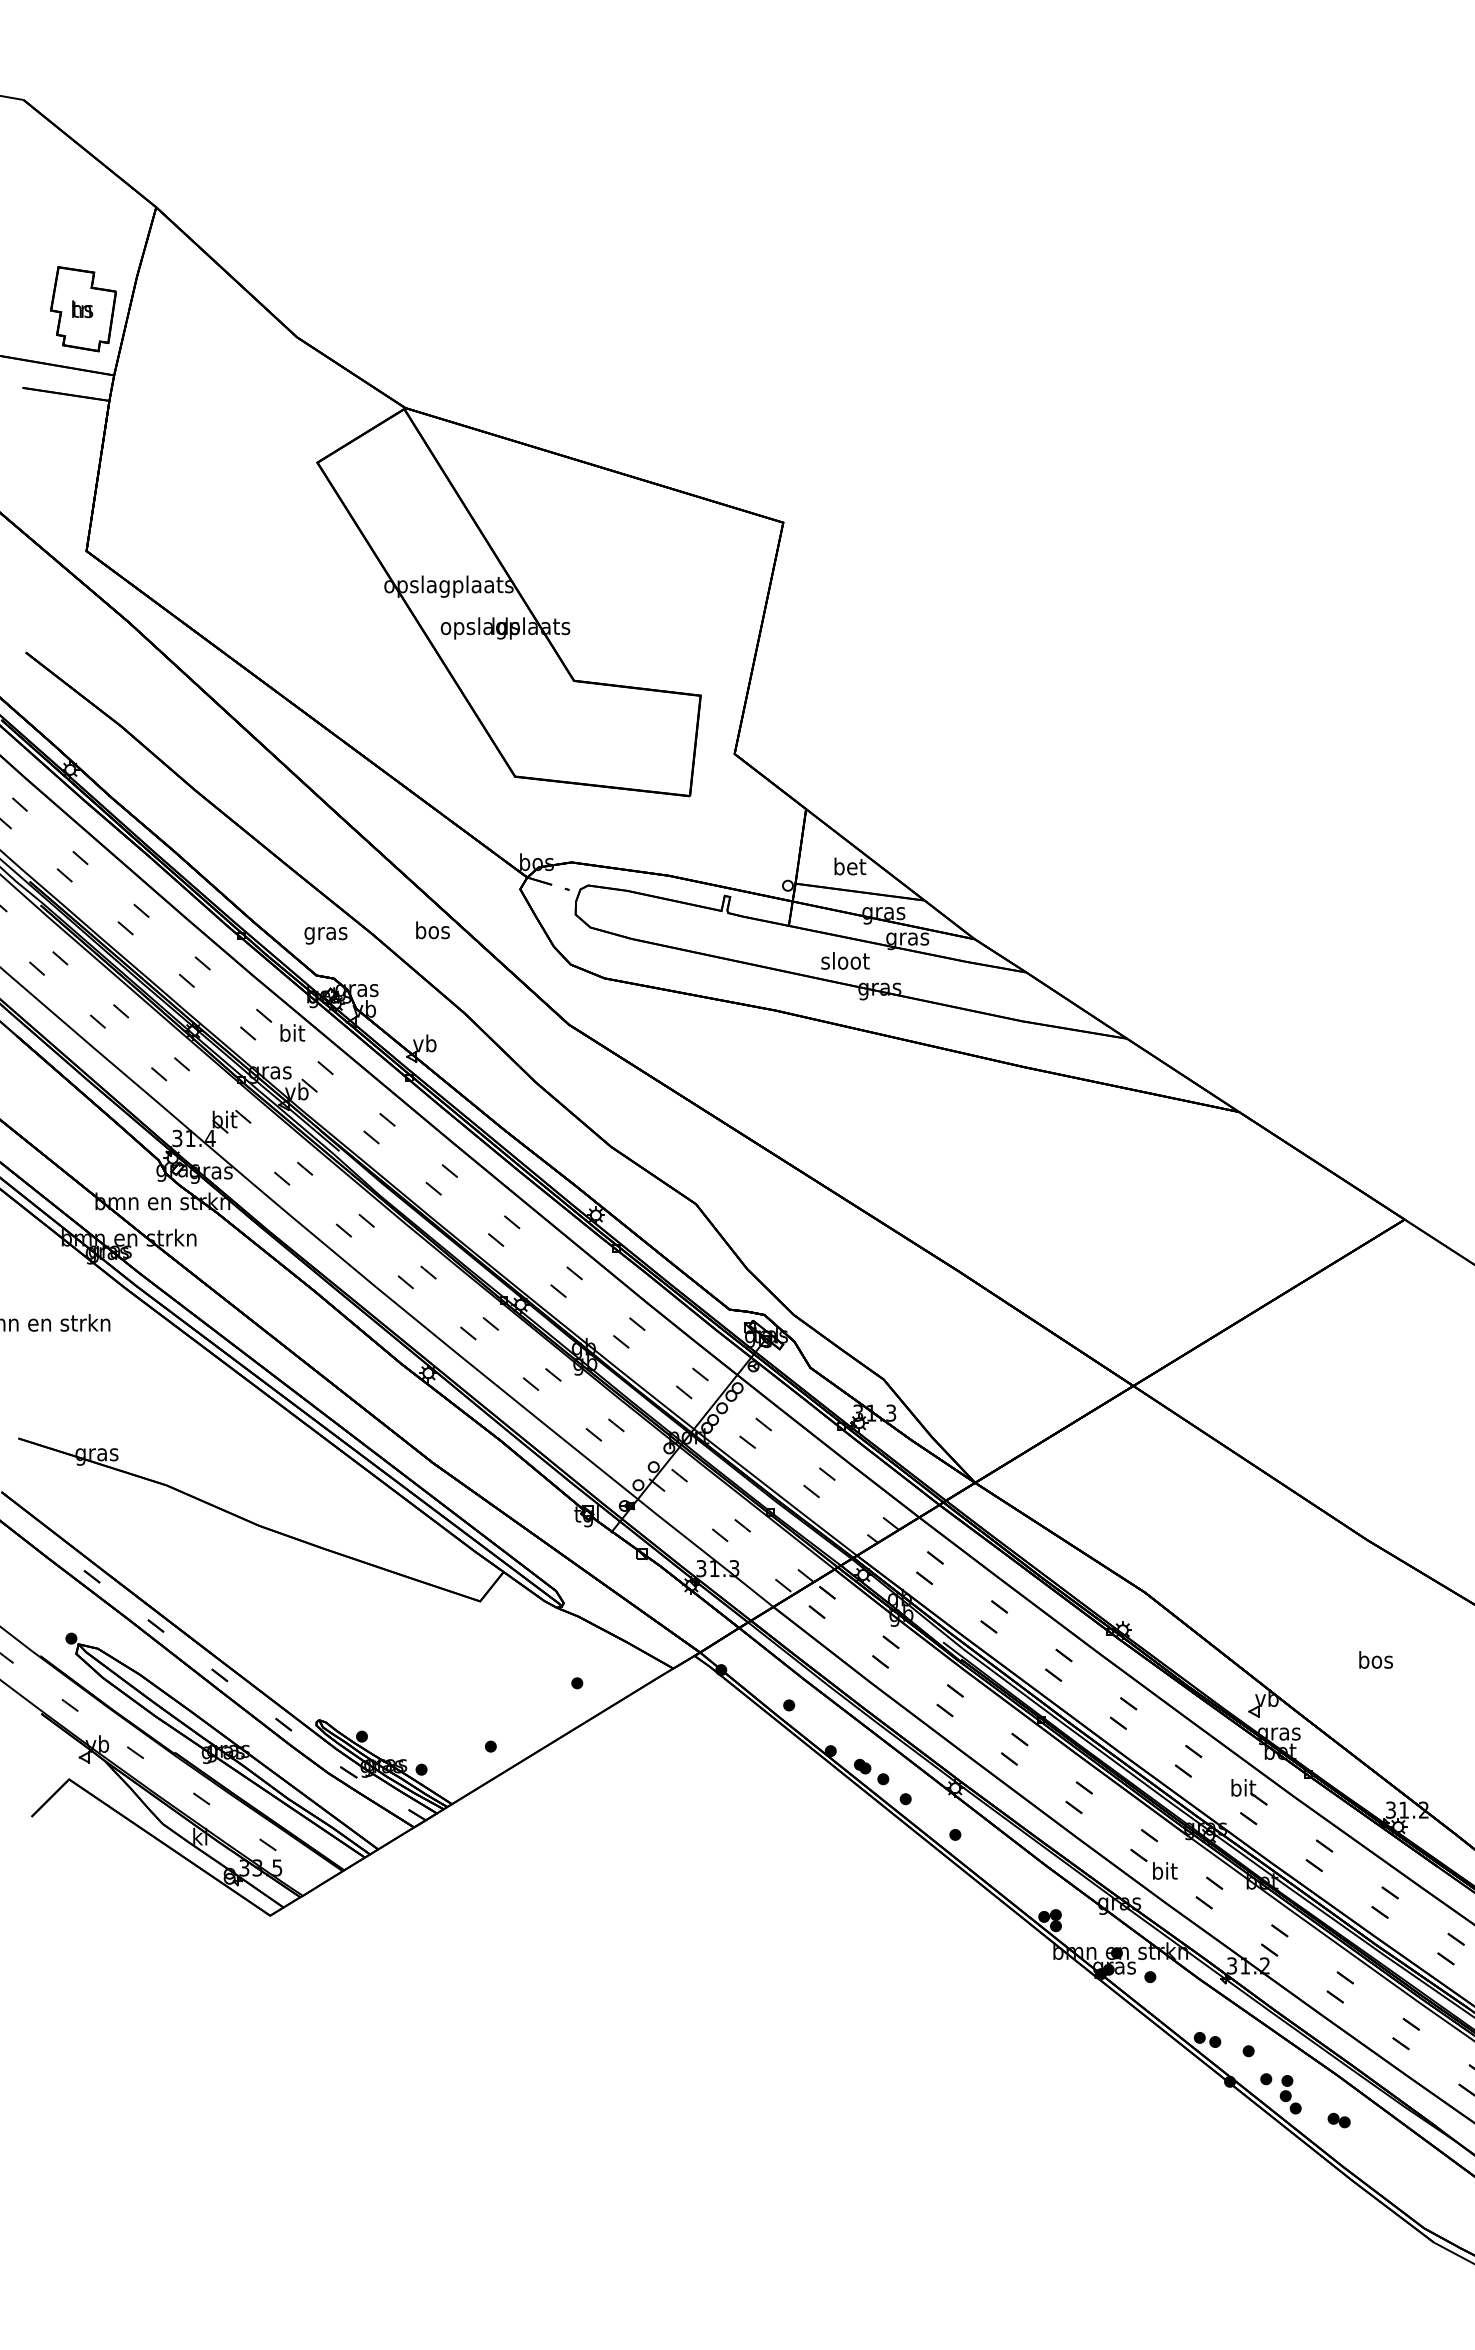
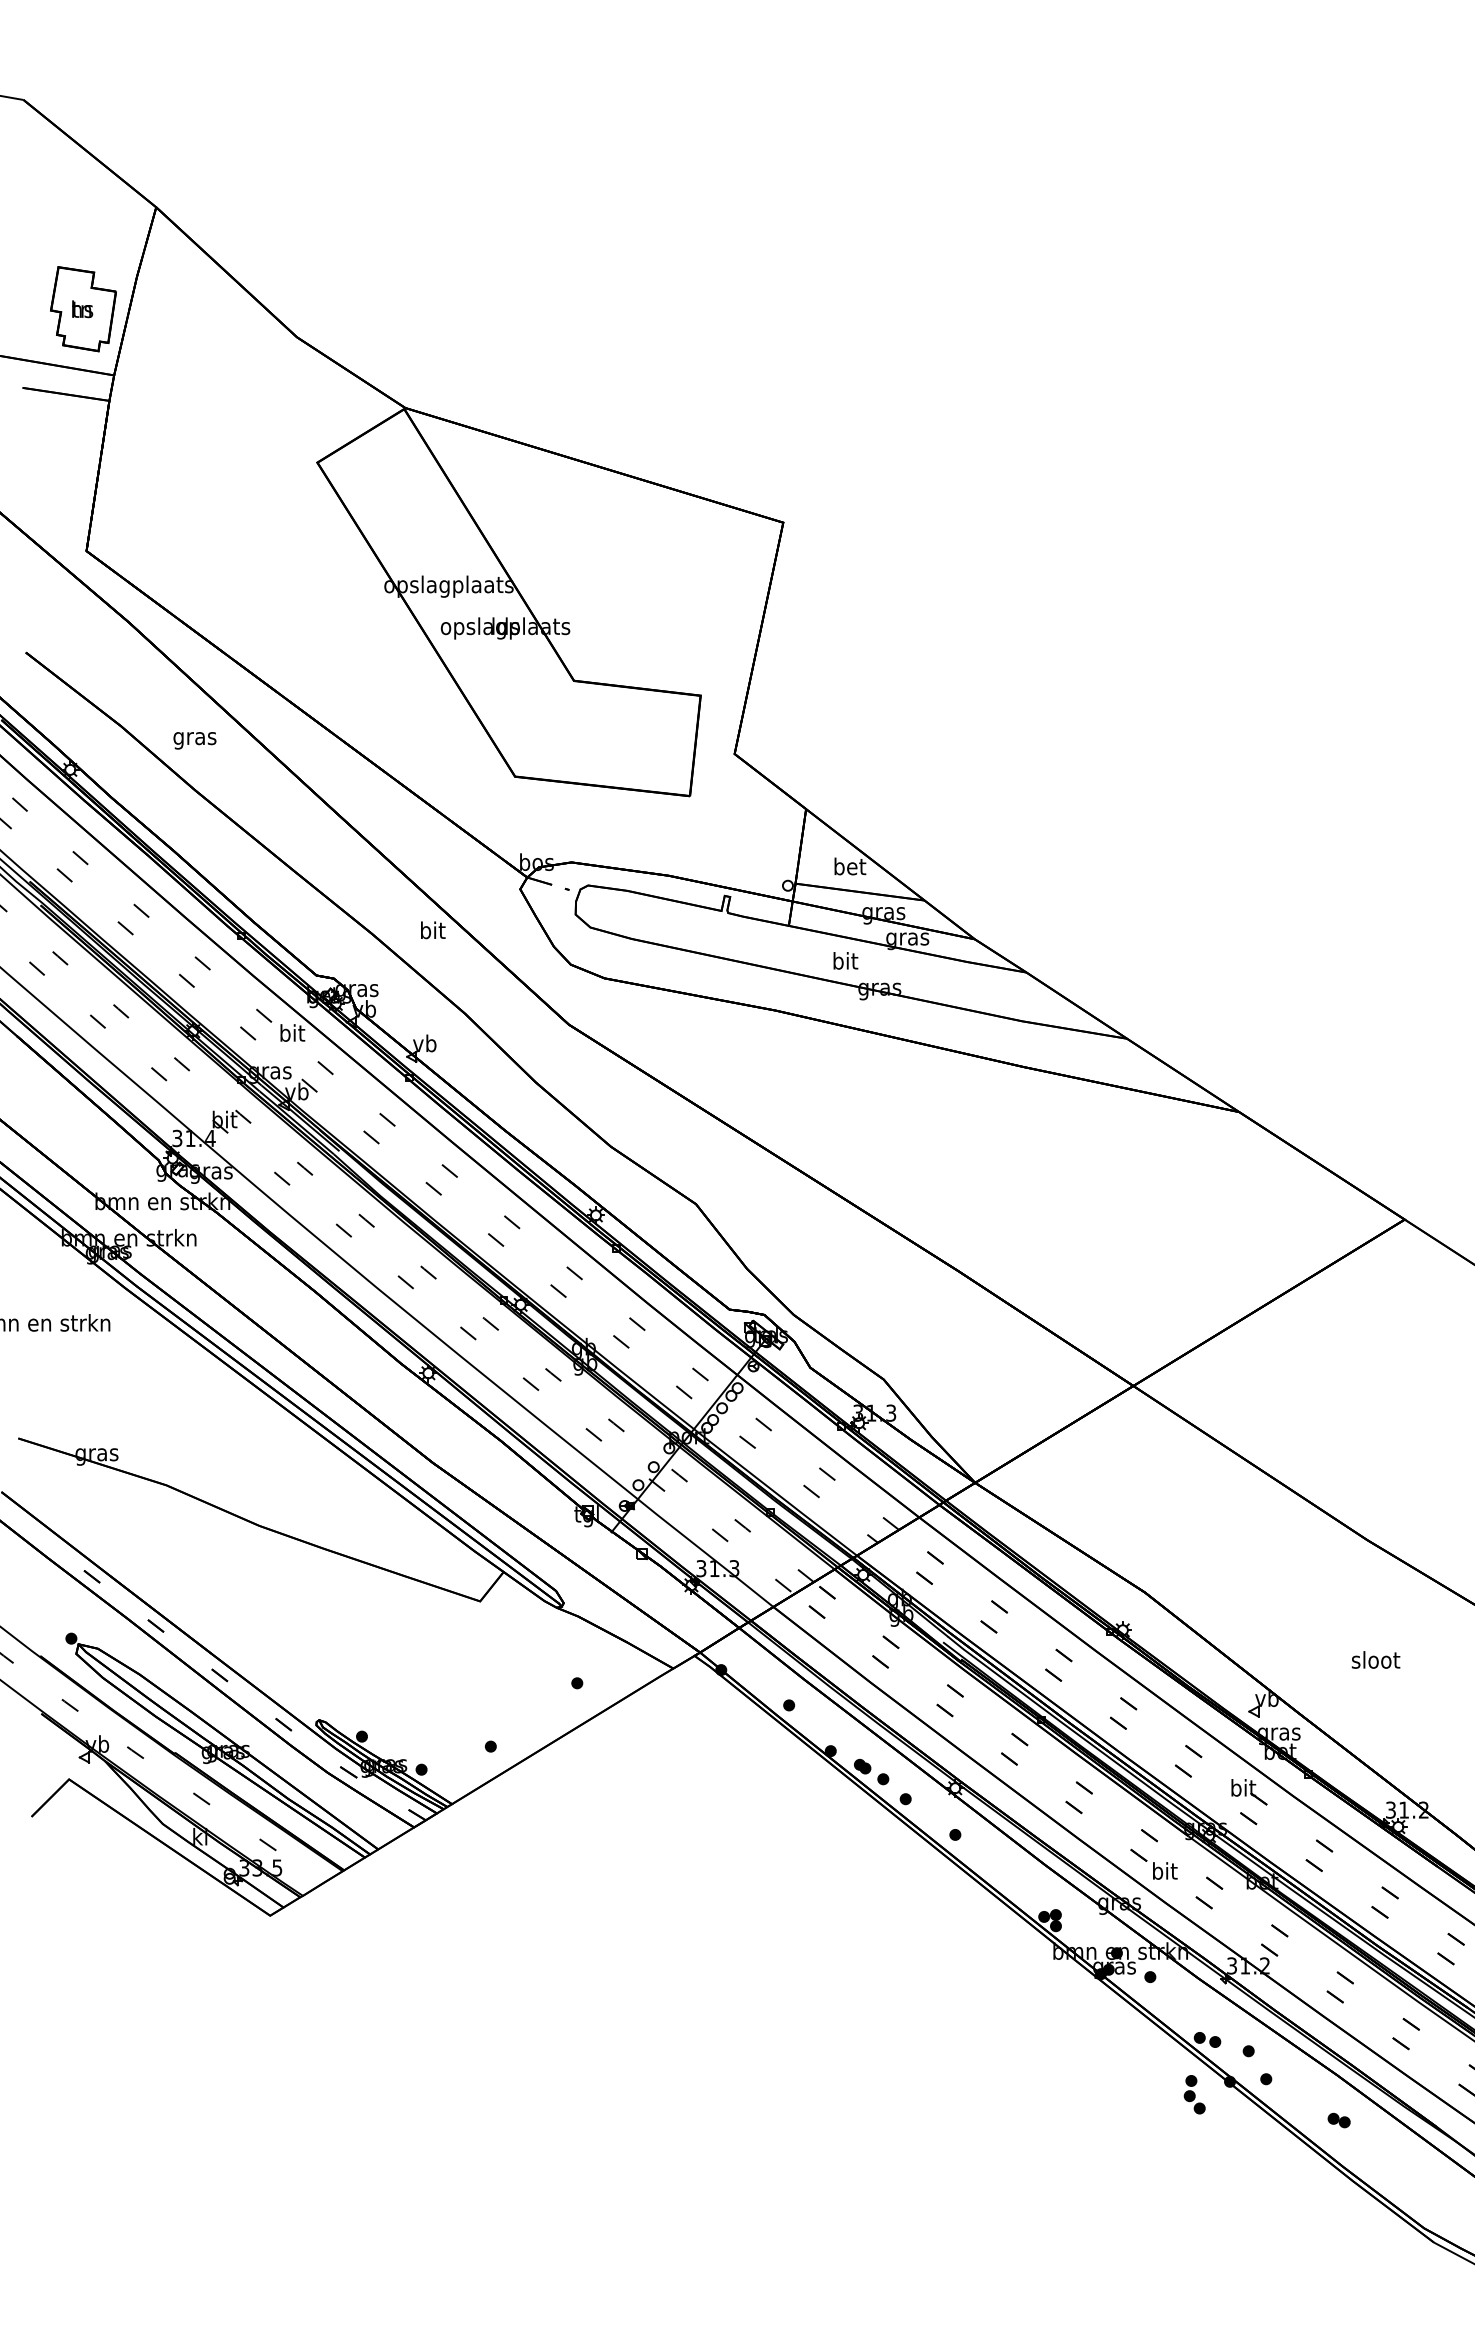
text: bos -> bit (432, 930)
text position: (325, 935) -> (194, 740) (194, 740)
text: sloot -> bit (845, 960)
text: bos -> sloot (1375, 1659)
part position: (1290, 2094) -> (1194, 2094) (1194, 2094)
